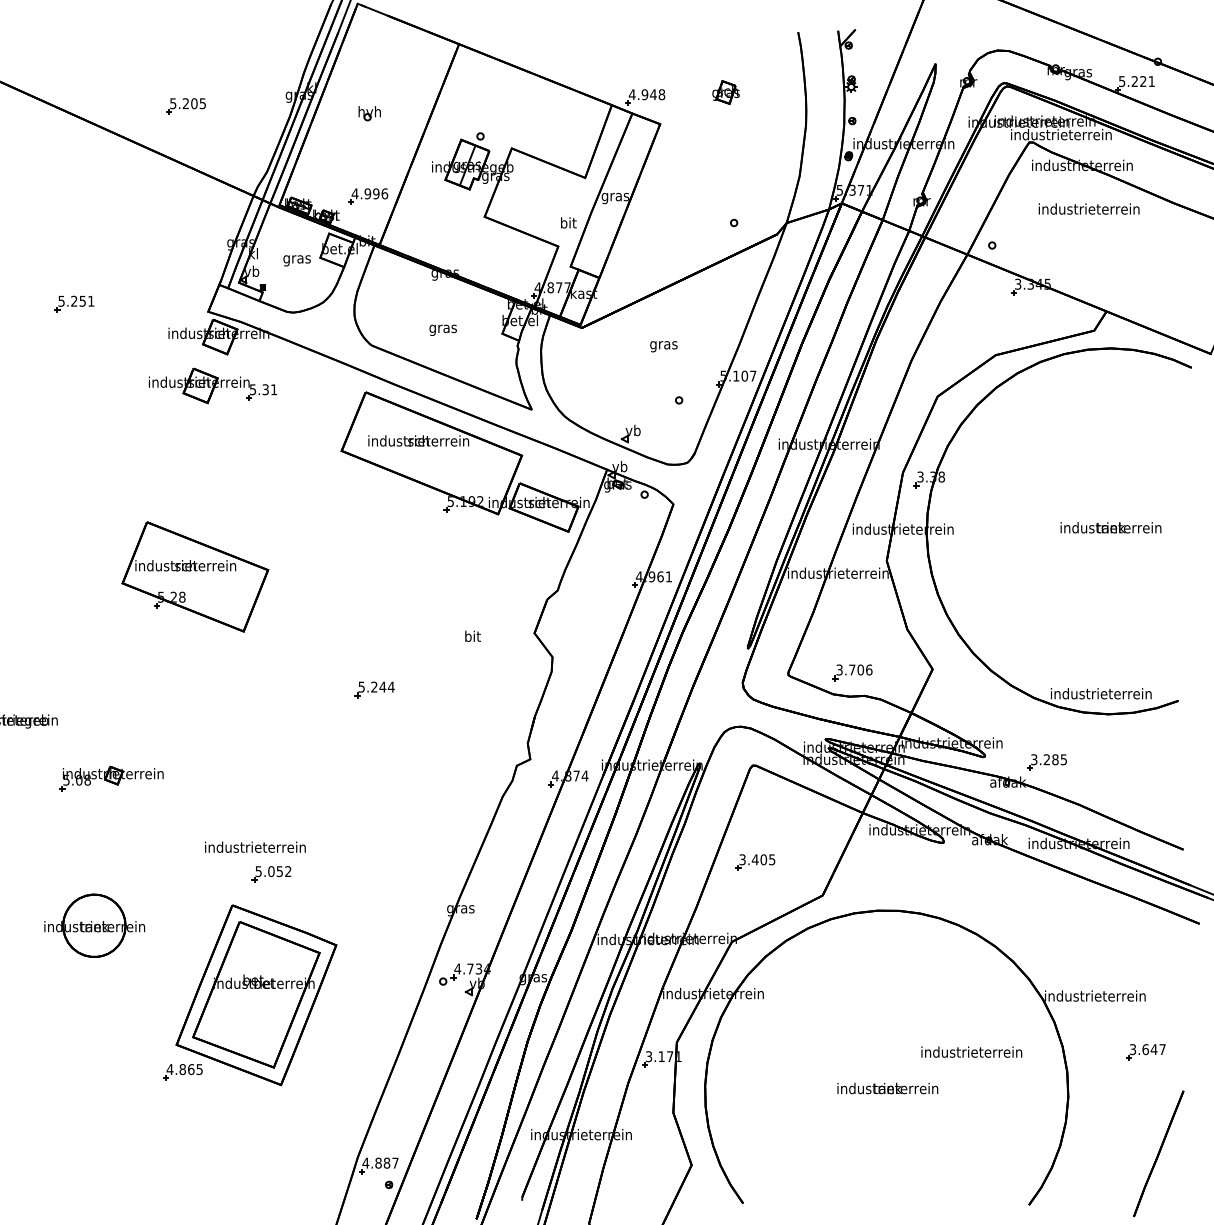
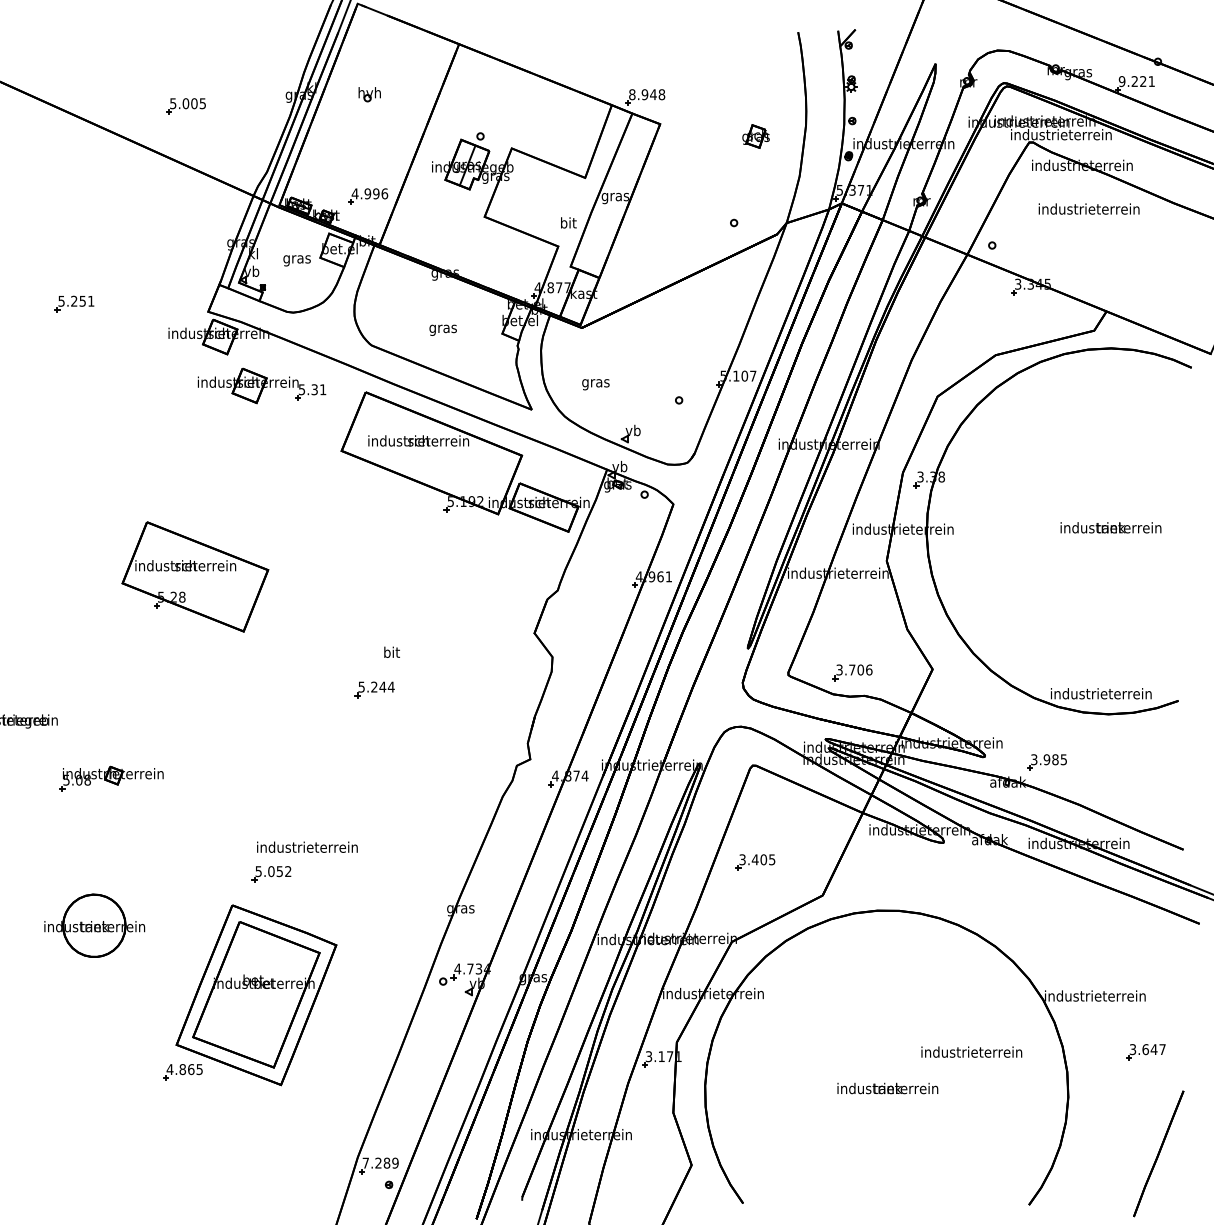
text: 5.221 -> 9.221 (1121, 81)
part position: (725, 92) -> (755, 136) (755, 136)
text: 4.948 -> 8.948 (631, 94)
text: 5.205 -> 5.005 (185, 103)
part position: (369, 113) -> (369, 94) (369, 94)
text position: (663, 346) -> (595, 384) (595, 384)
part position: (212, 385) -> (261, 385) (261, 385)
text position: (472, 635) -> (391, 651) (391, 651)
text: 3.285 -> 3.985 (1046, 759)
text position: (255, 846) -> (307, 846) (307, 846)
text: 4.887 -> 7.289 (380, 1162)
